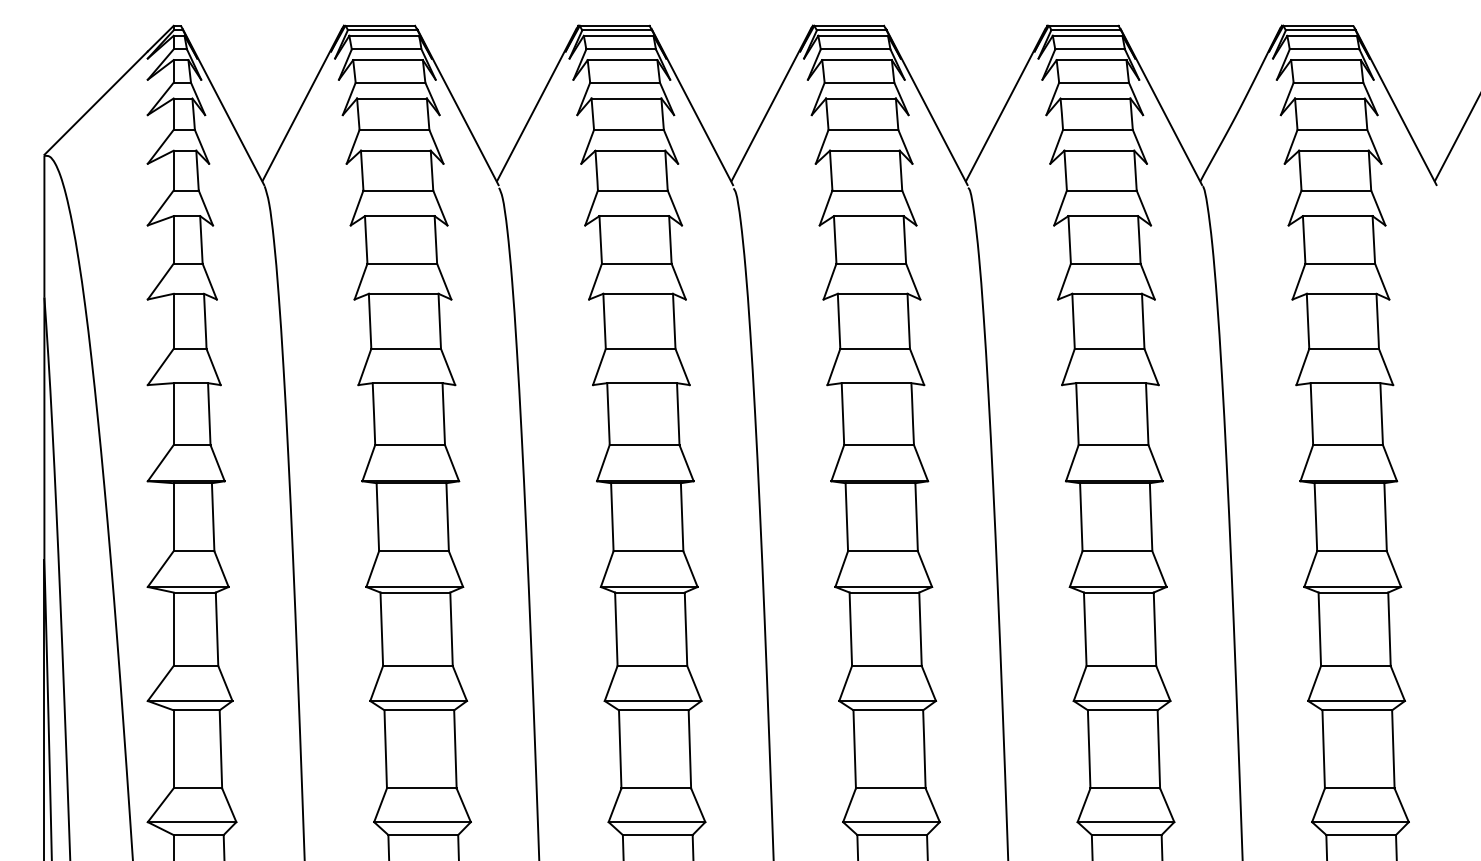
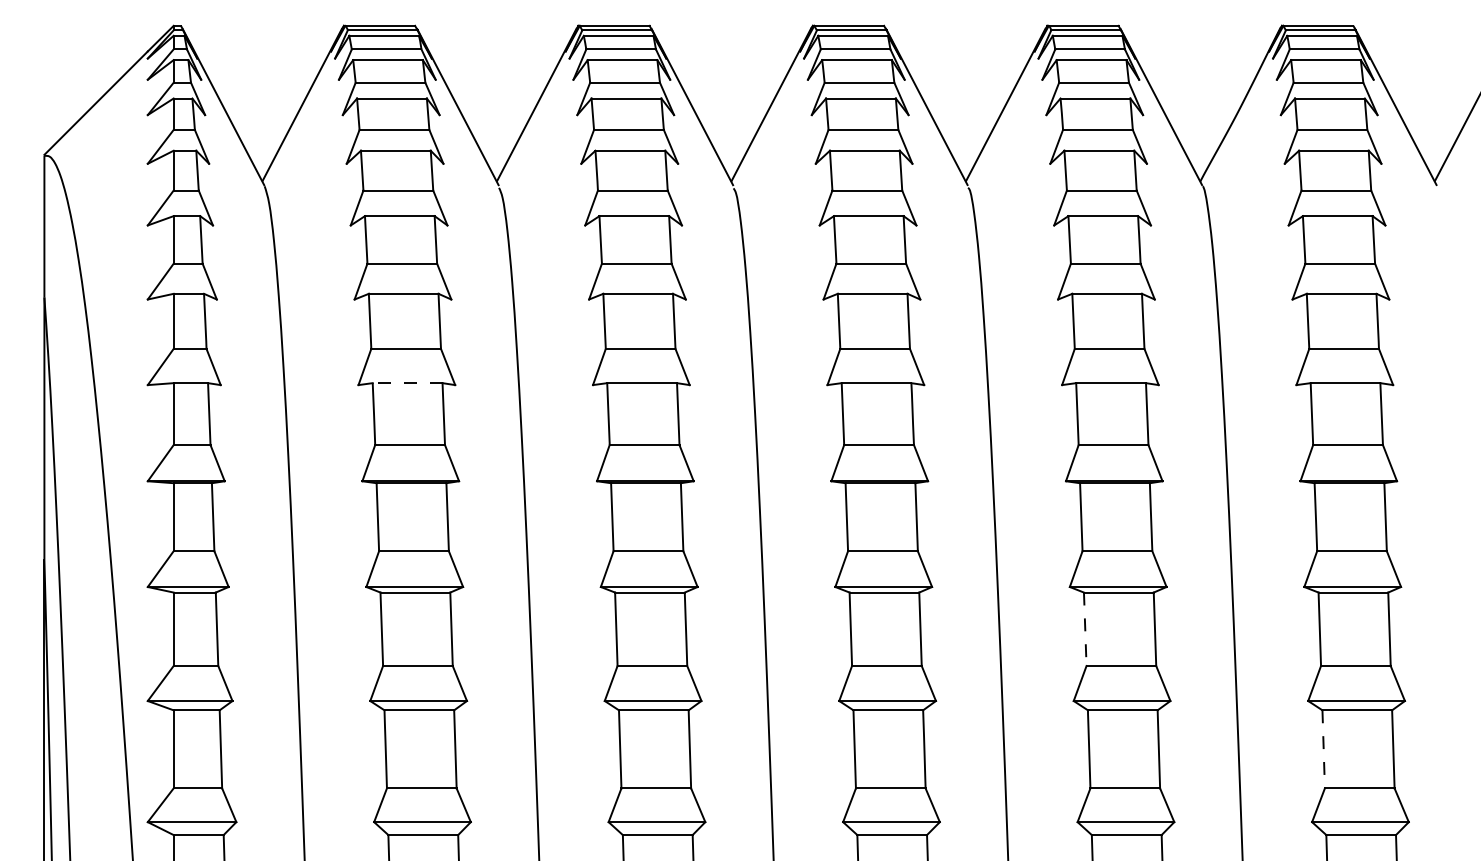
line: solid -> dashed (407, 383)
line: solid -> dashed (1085, 629)
line: solid -> dashed (1323, 749)
